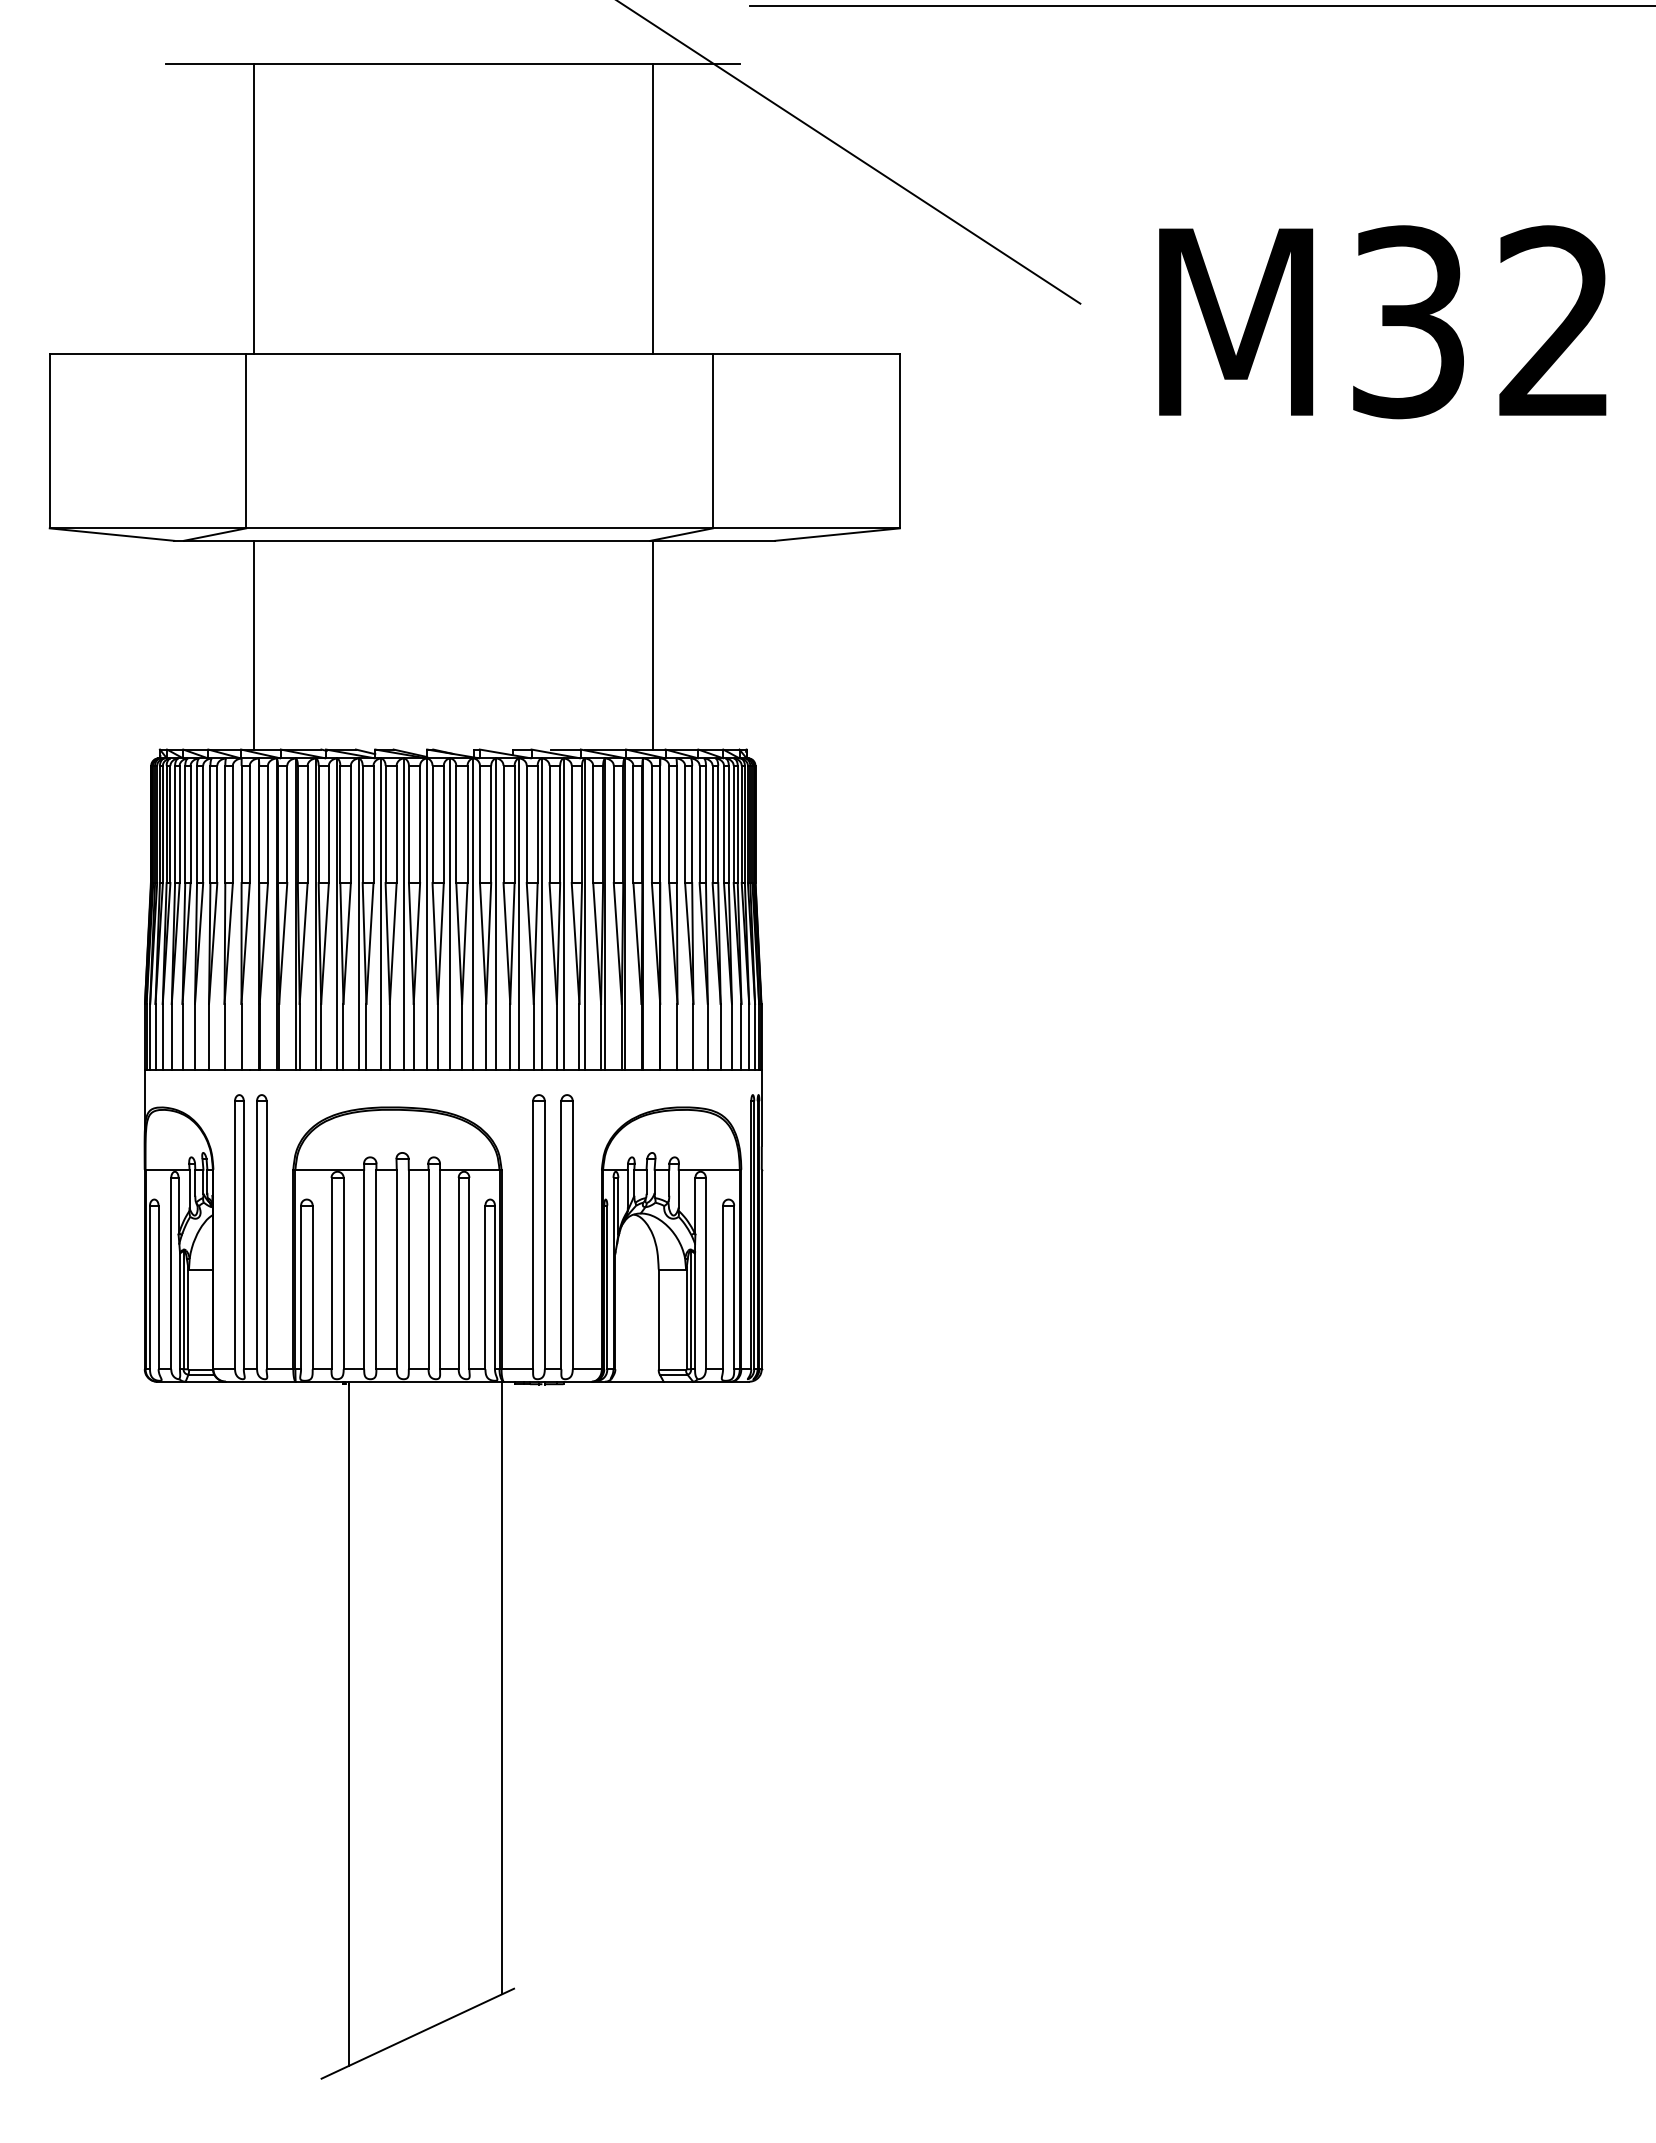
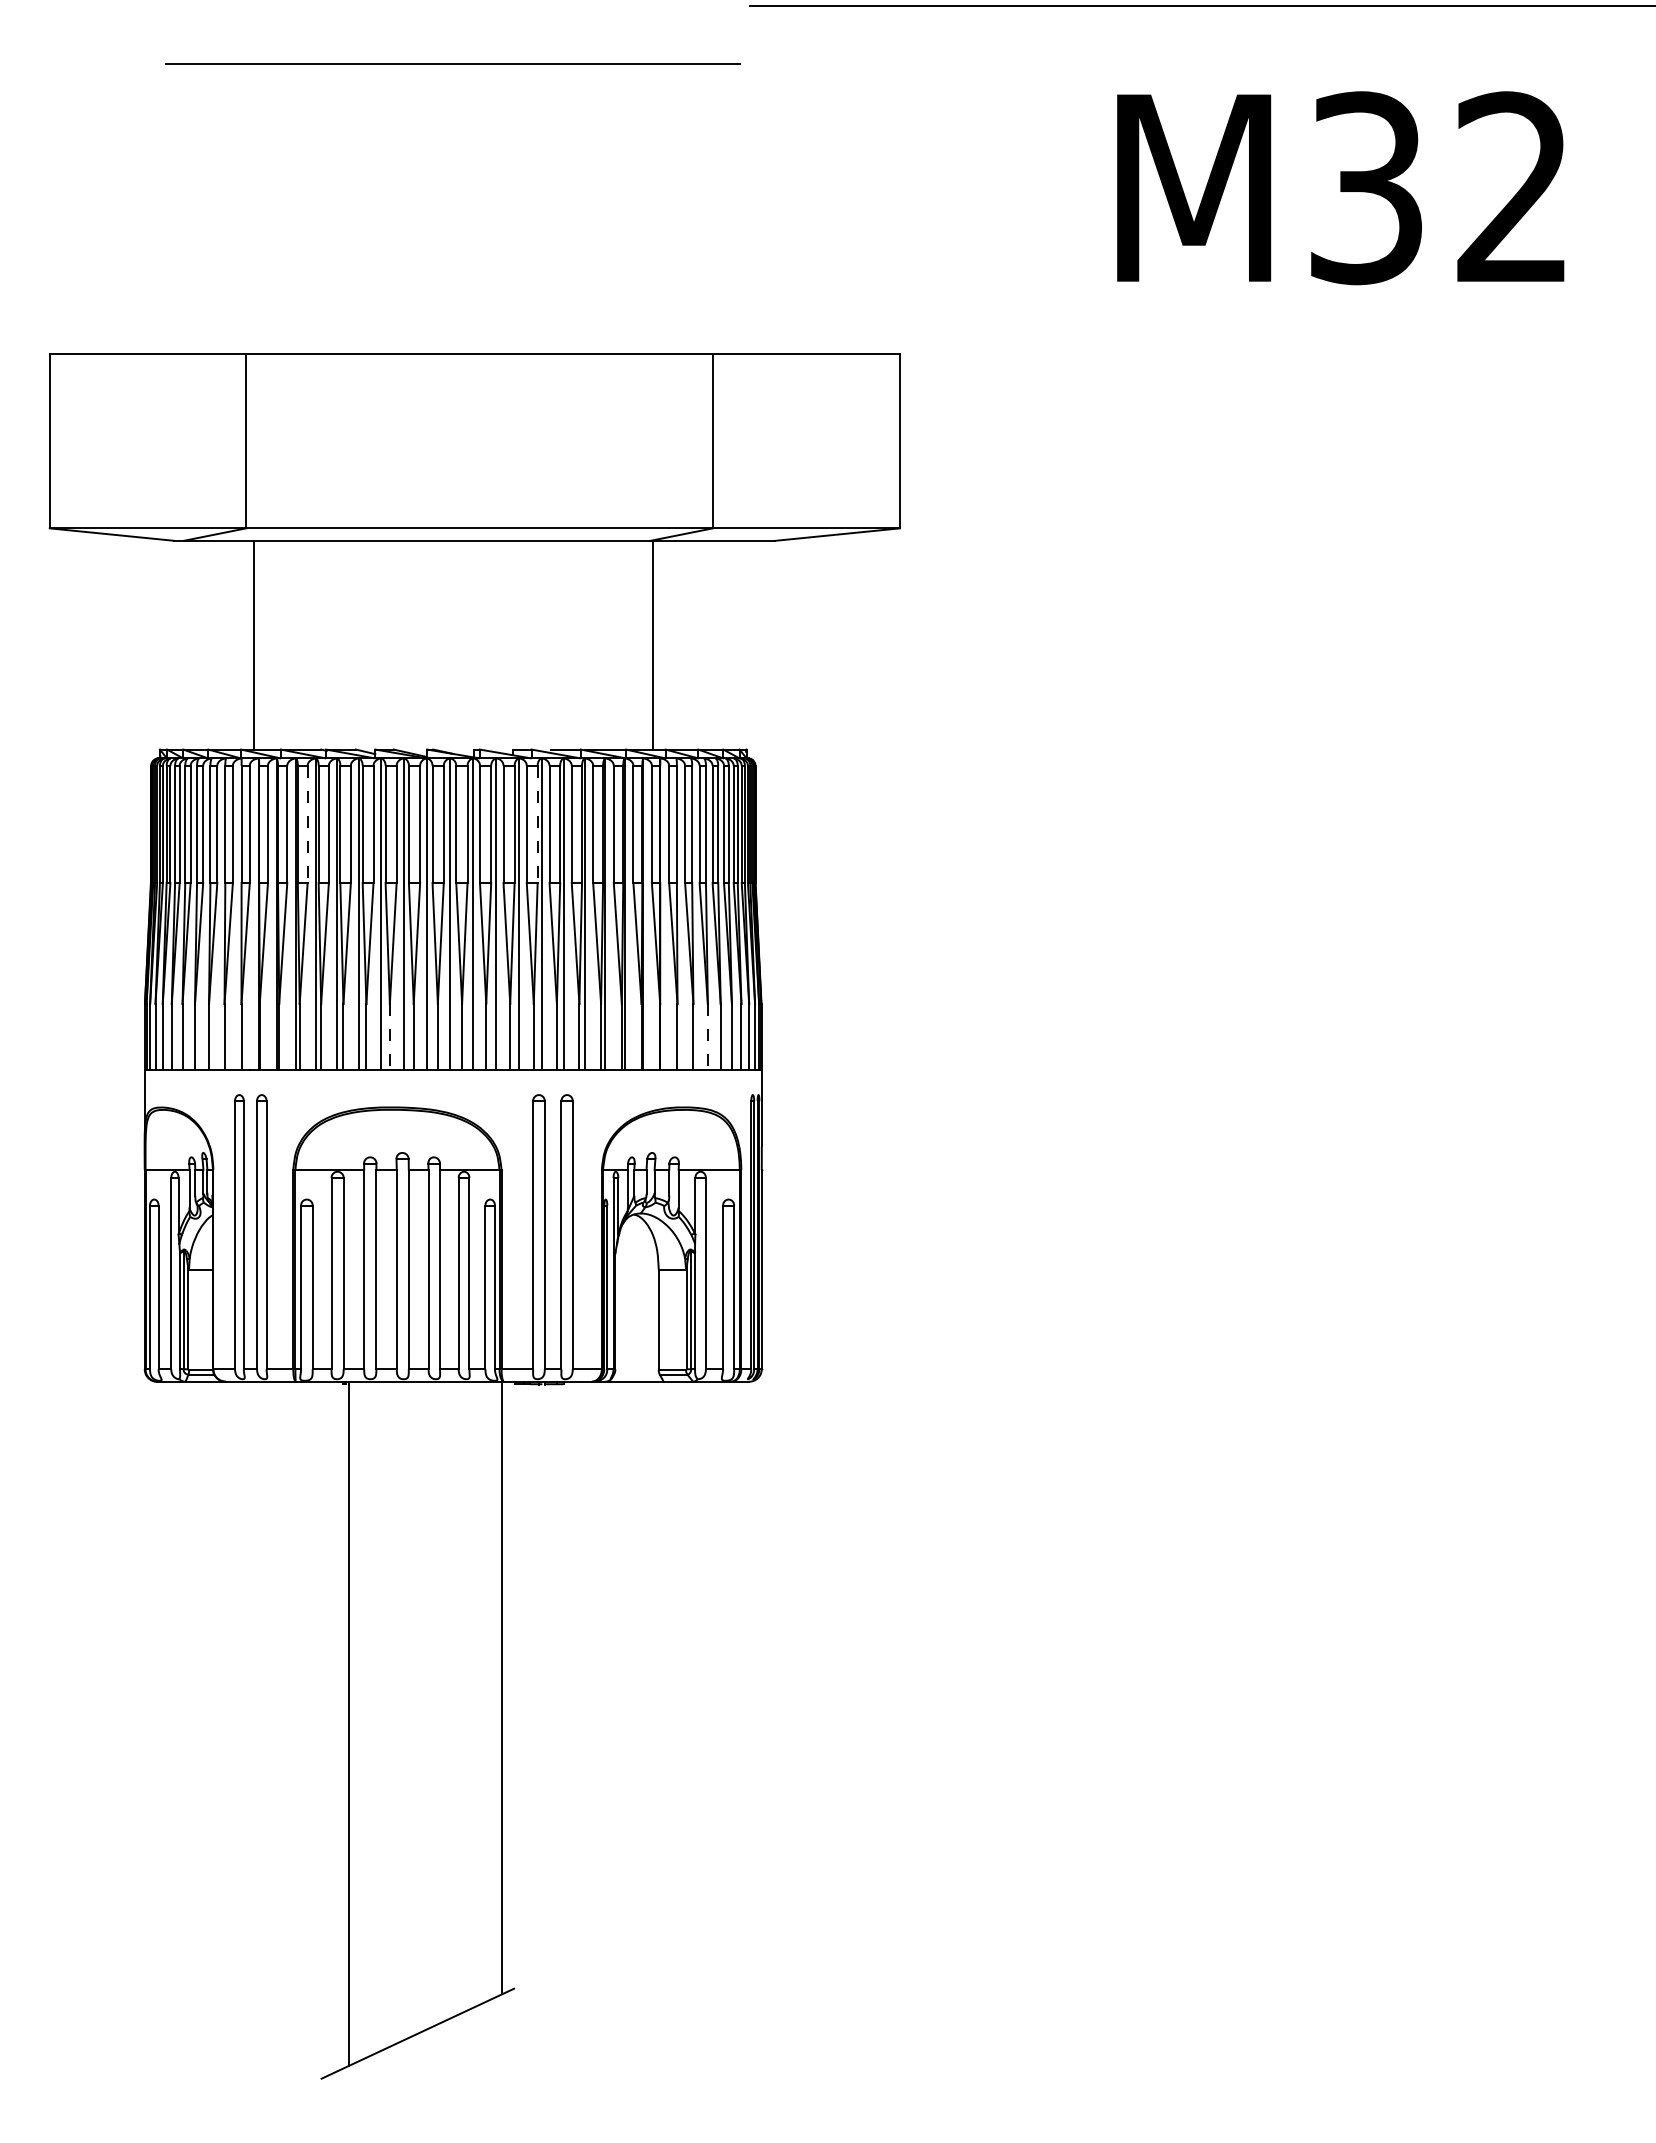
line: present -> none (849, 152)
line: present -> none (253, 208)
line: present -> none (652, 208)
text position: (1382, 322) -> (1340, 188) (1340, 188)
line: solid -> dashed (307, 824)
line: solid -> dashed (537, 824)
line: solid -> dashed (389, 1037)
line: solid -> dashed (707, 1037)
